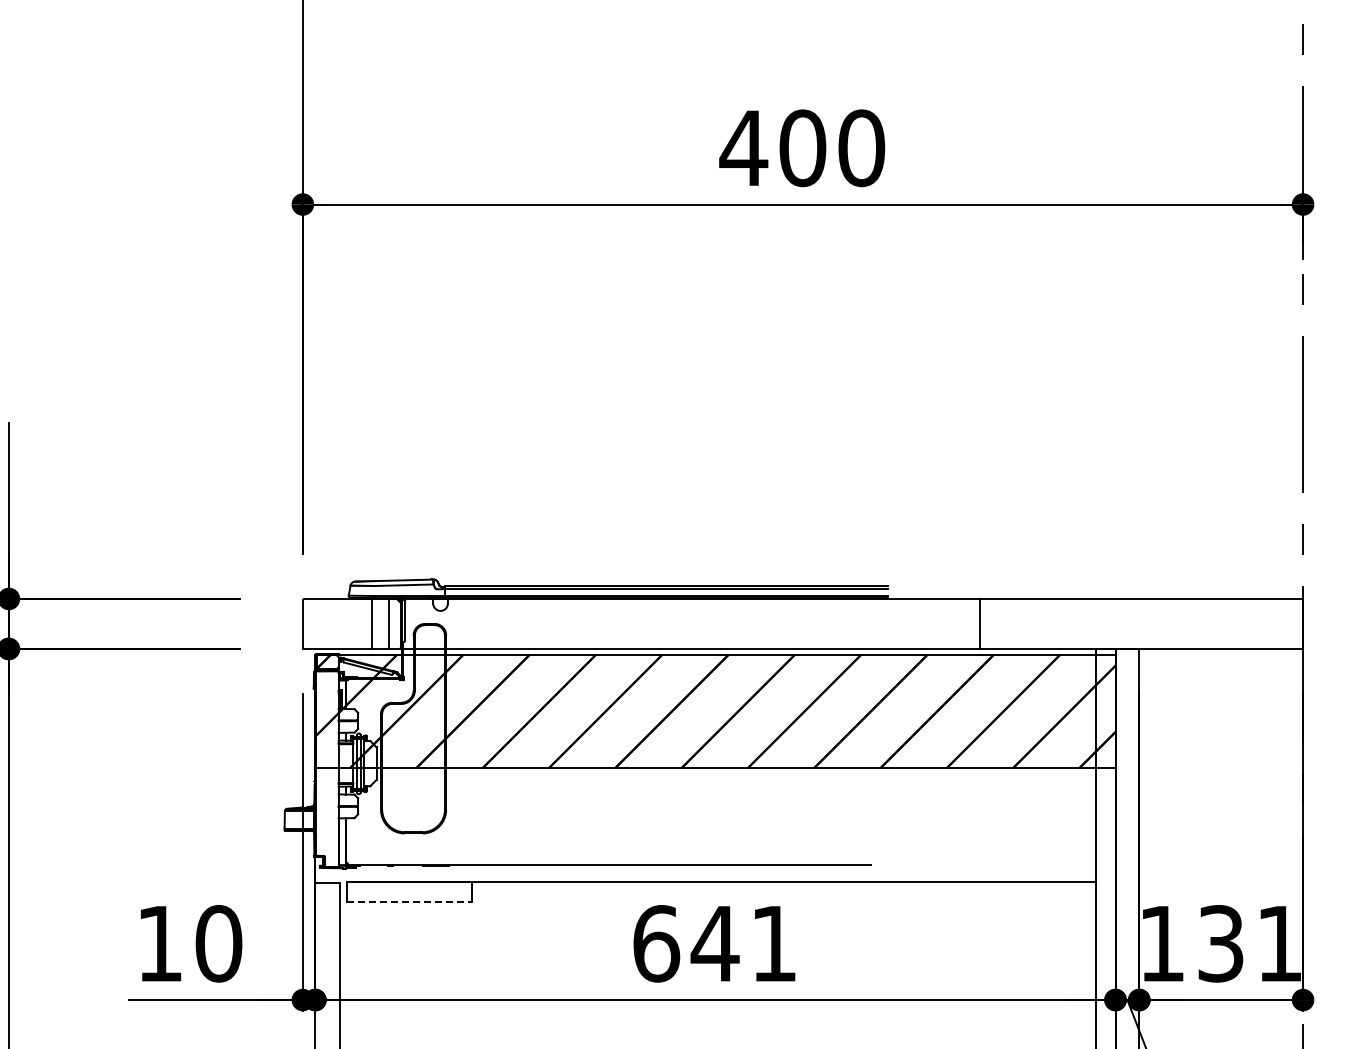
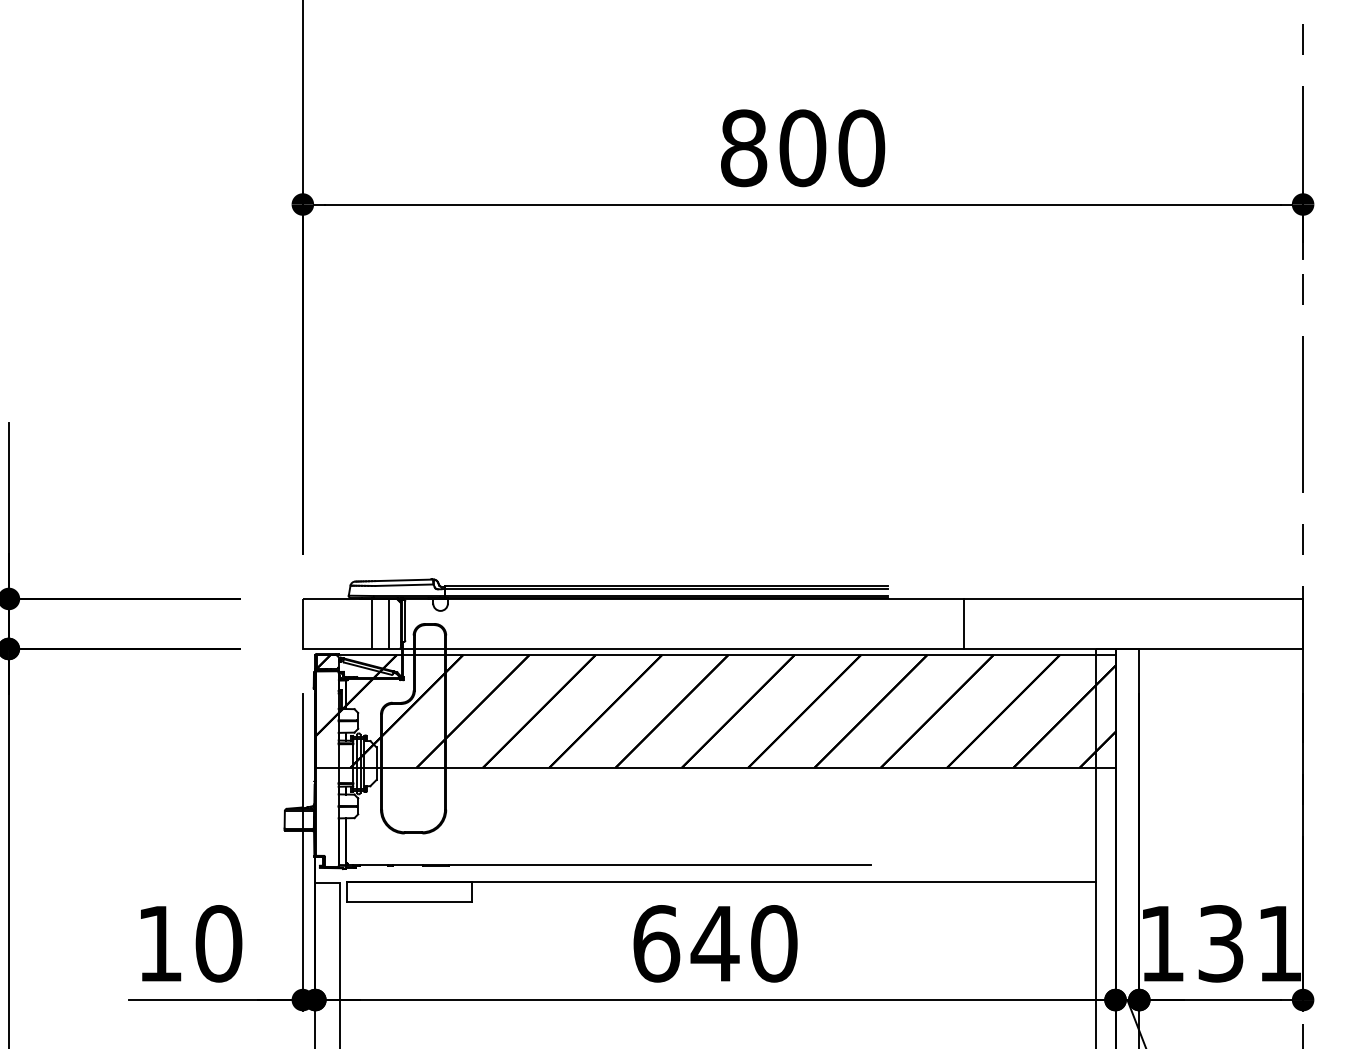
text: 400 -> 800 (743, 148)
line position: (980, 623) -> (964, 623) (964, 623)
line: dashed -> solid (409, 901)
text: 641 -> 640 (774, 943)
